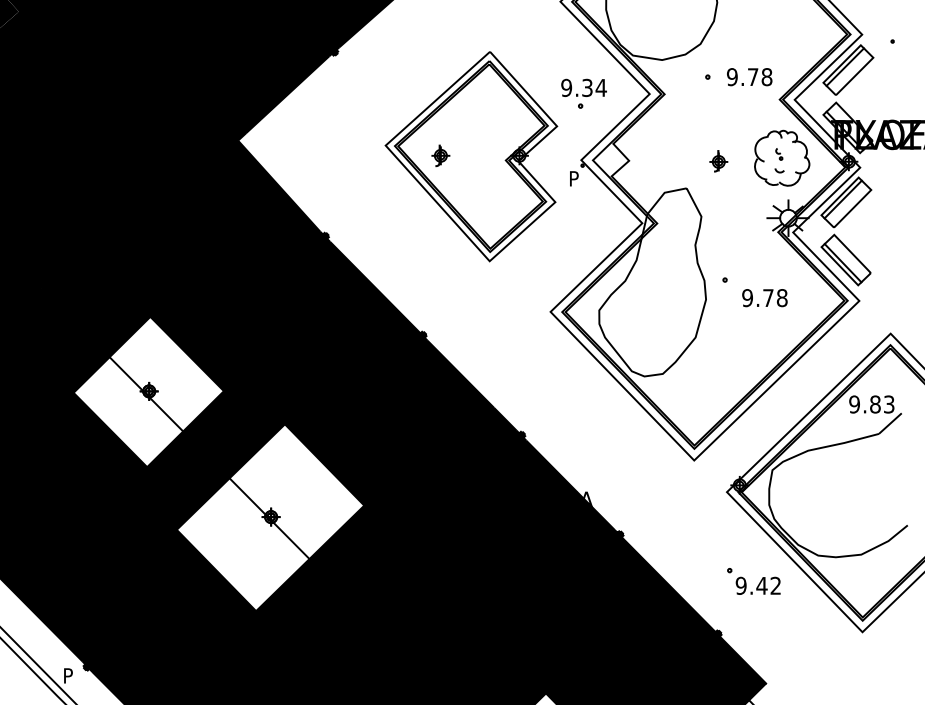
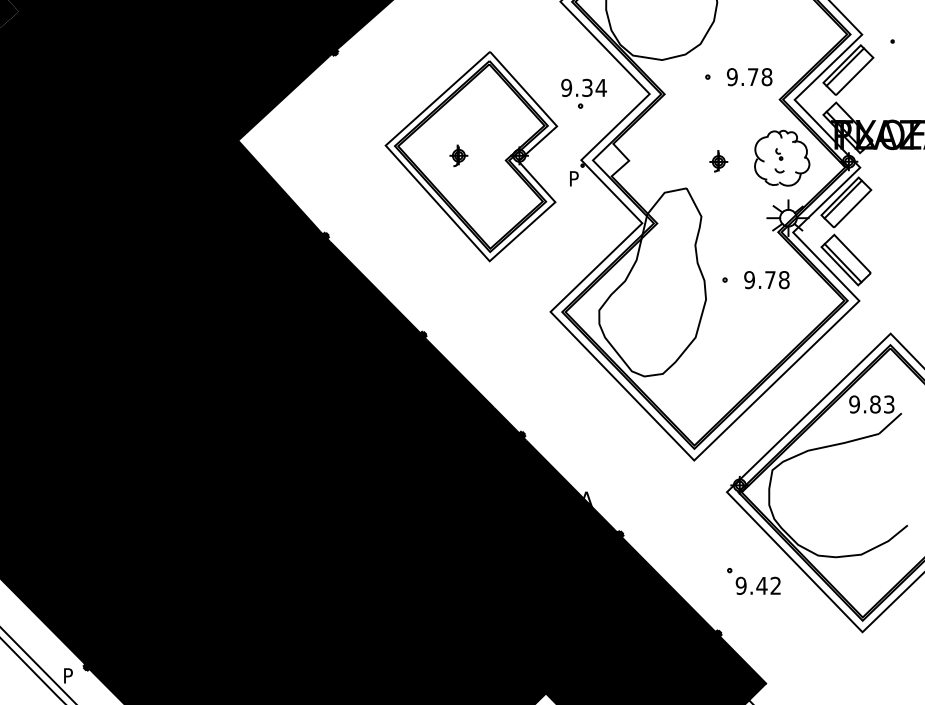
part position: (440, 155) -> (458, 155) (458, 155)
text position: (764, 298) -> (766, 280) (766, 280)
fill: none -> present (148, 391)
fill: none -> present (270, 517)
